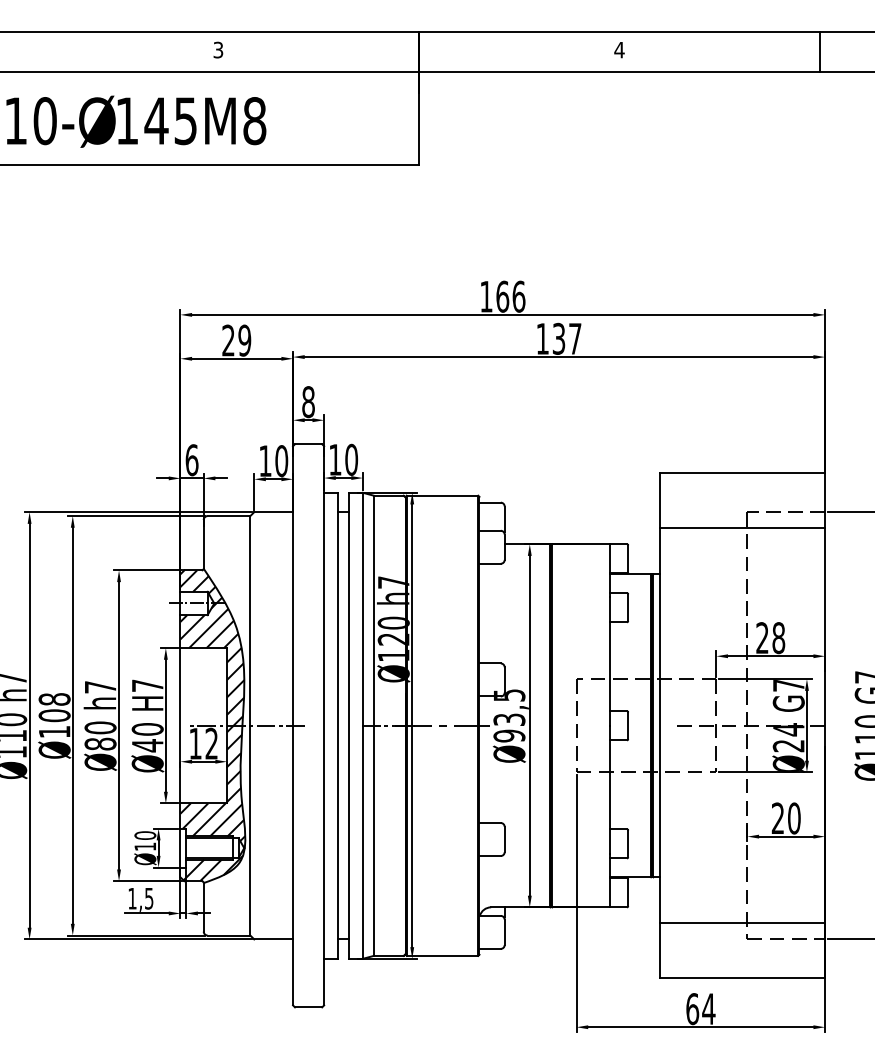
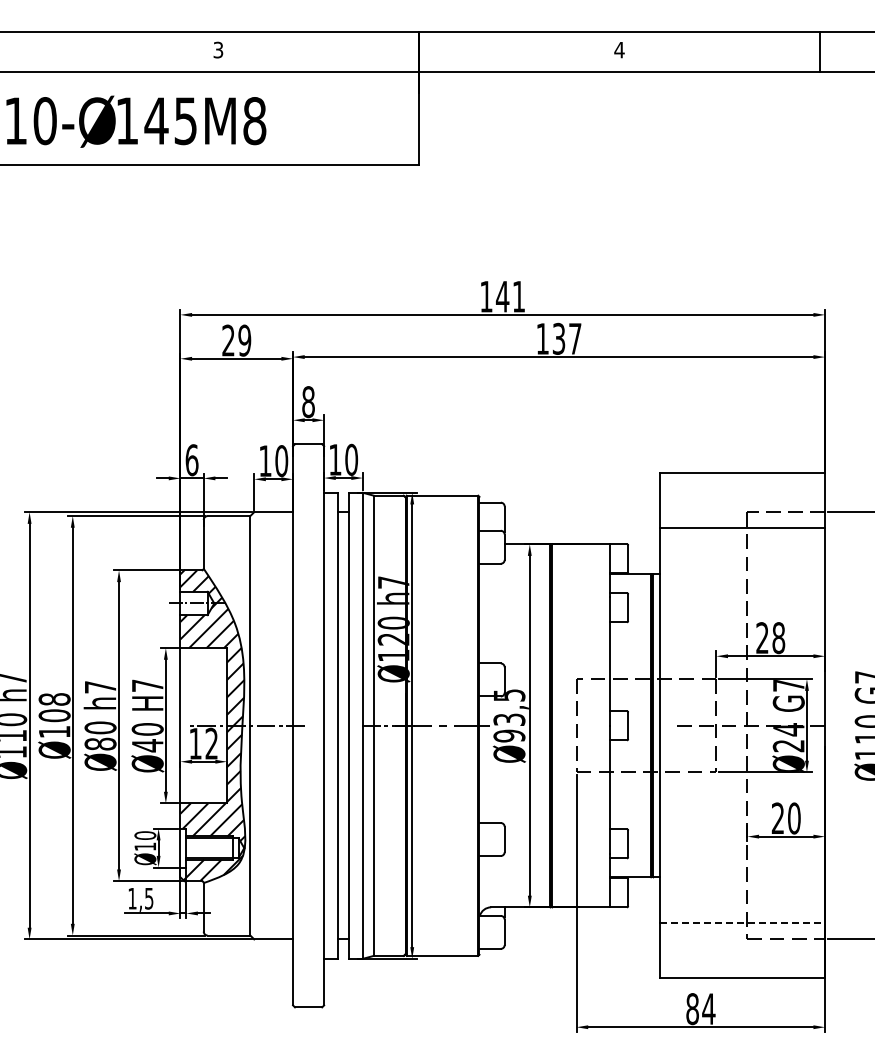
text: 166 -> 141 (510, 296)
line: solid -> dashed (742, 923)
text: 64 -> 84 (692, 1008)
